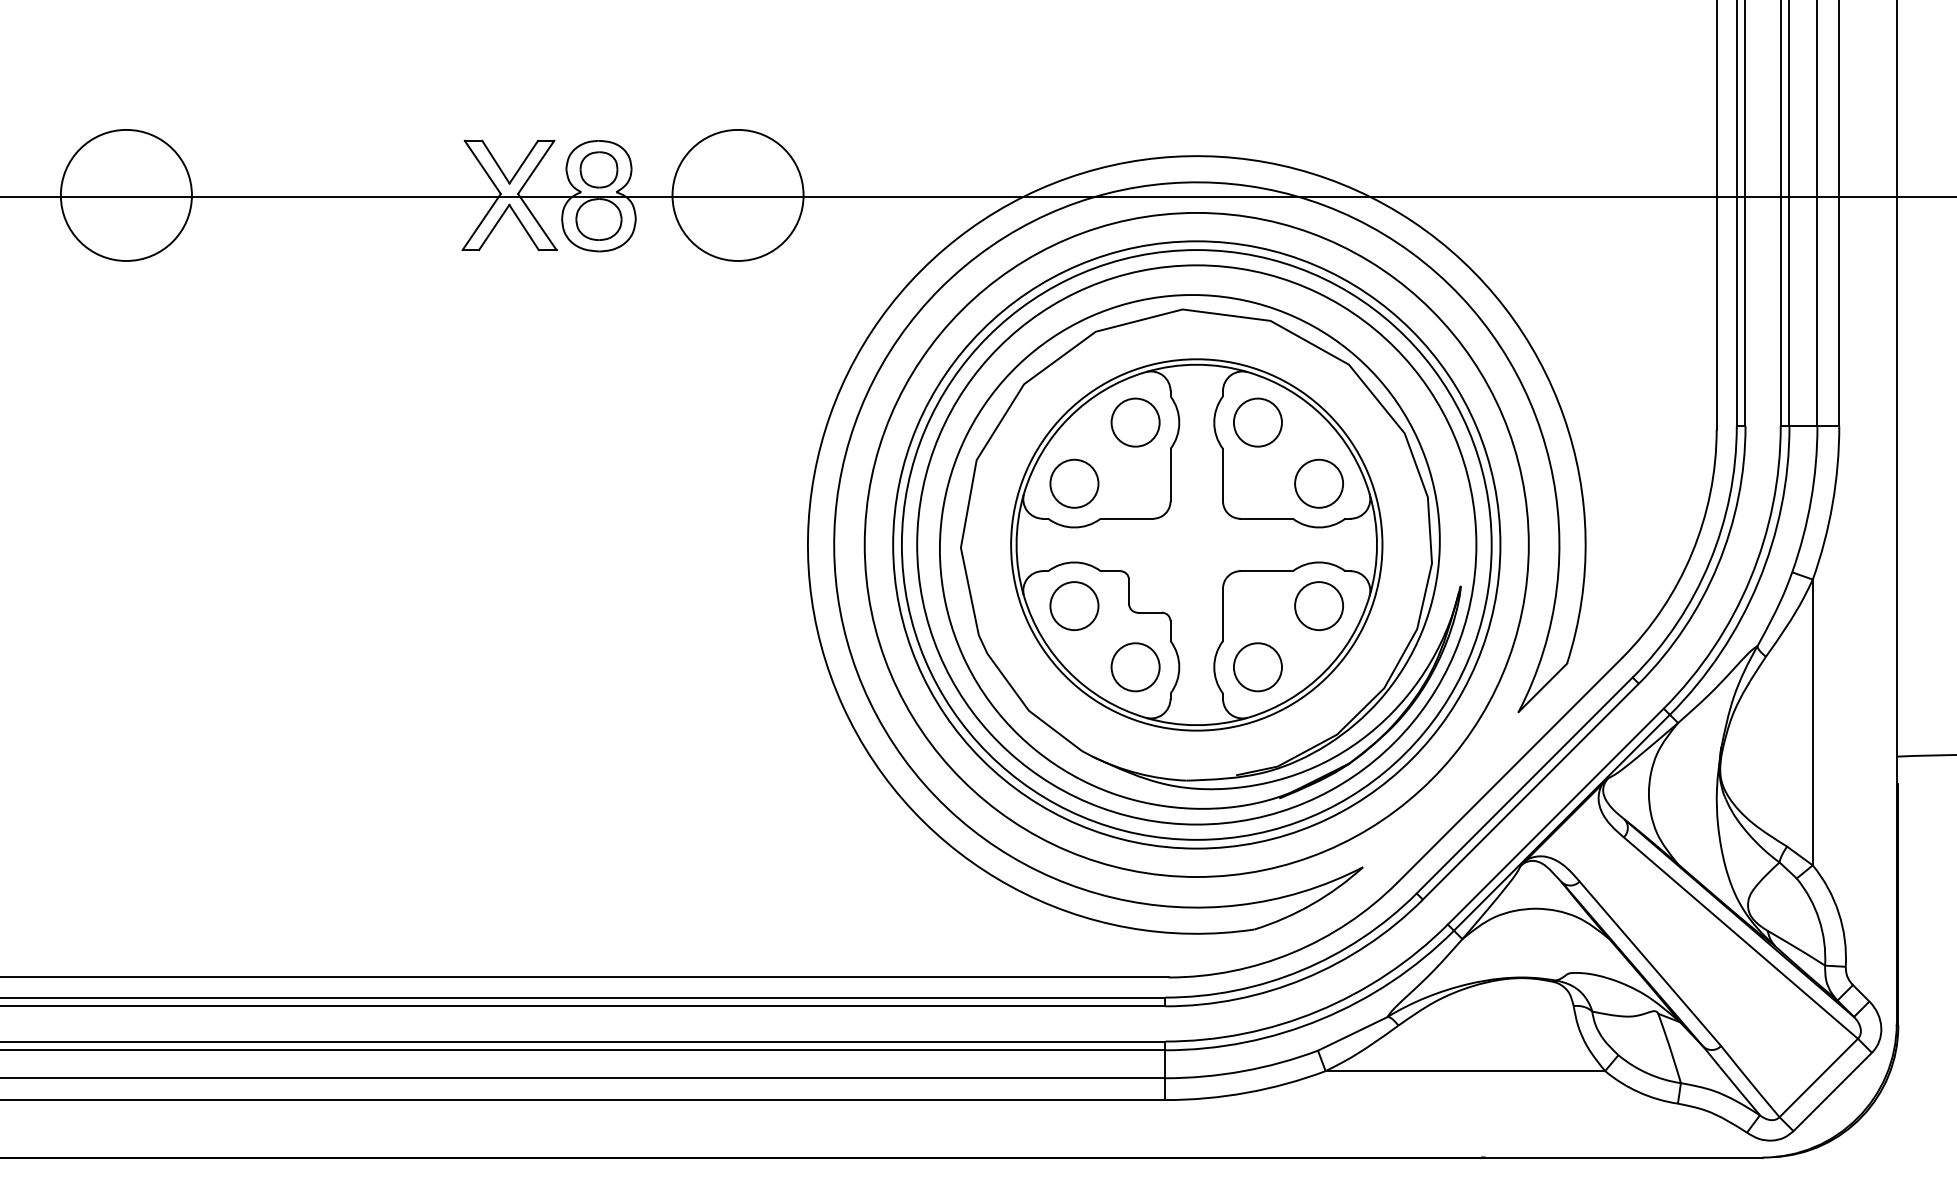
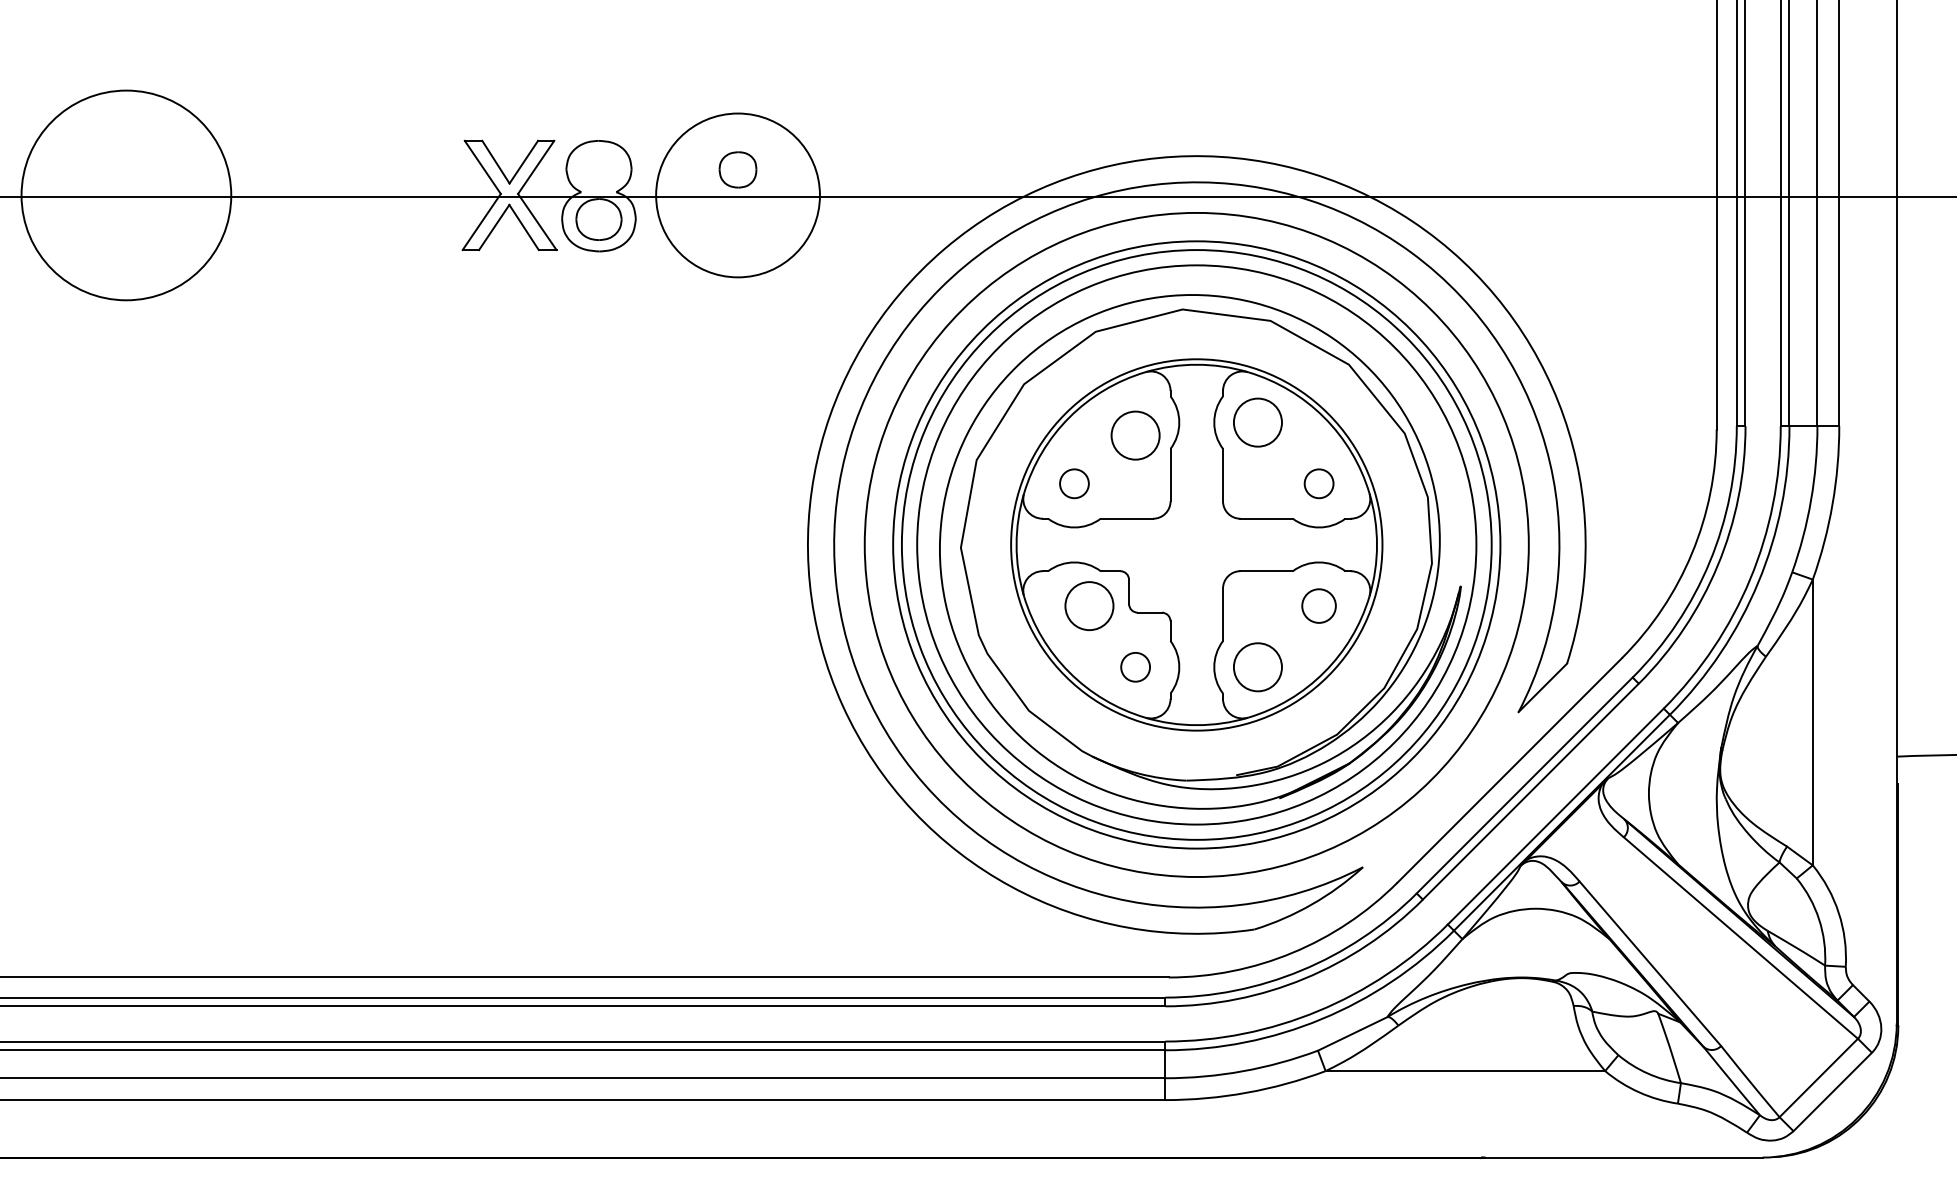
part position: (598, 169) -> (737, 169) (737, 169)
circle diameter: 131 px -> 210 px (126, 195)
circle diameter: 131 px -> 164 px (737, 195)
circle position: (1135, 422) -> (1135, 435) (1135, 435)
circle diameter: 48 px -> 29 px (1074, 483)
circle diameter: 48 px -> 29 px (1318, 483)
circle position: (1074, 605) -> (1089, 605) (1089, 605)
circle size: 50x50 px -> 36x36 px (1318, 605)
circle diameter: 48 px -> 29 px (1135, 666)
